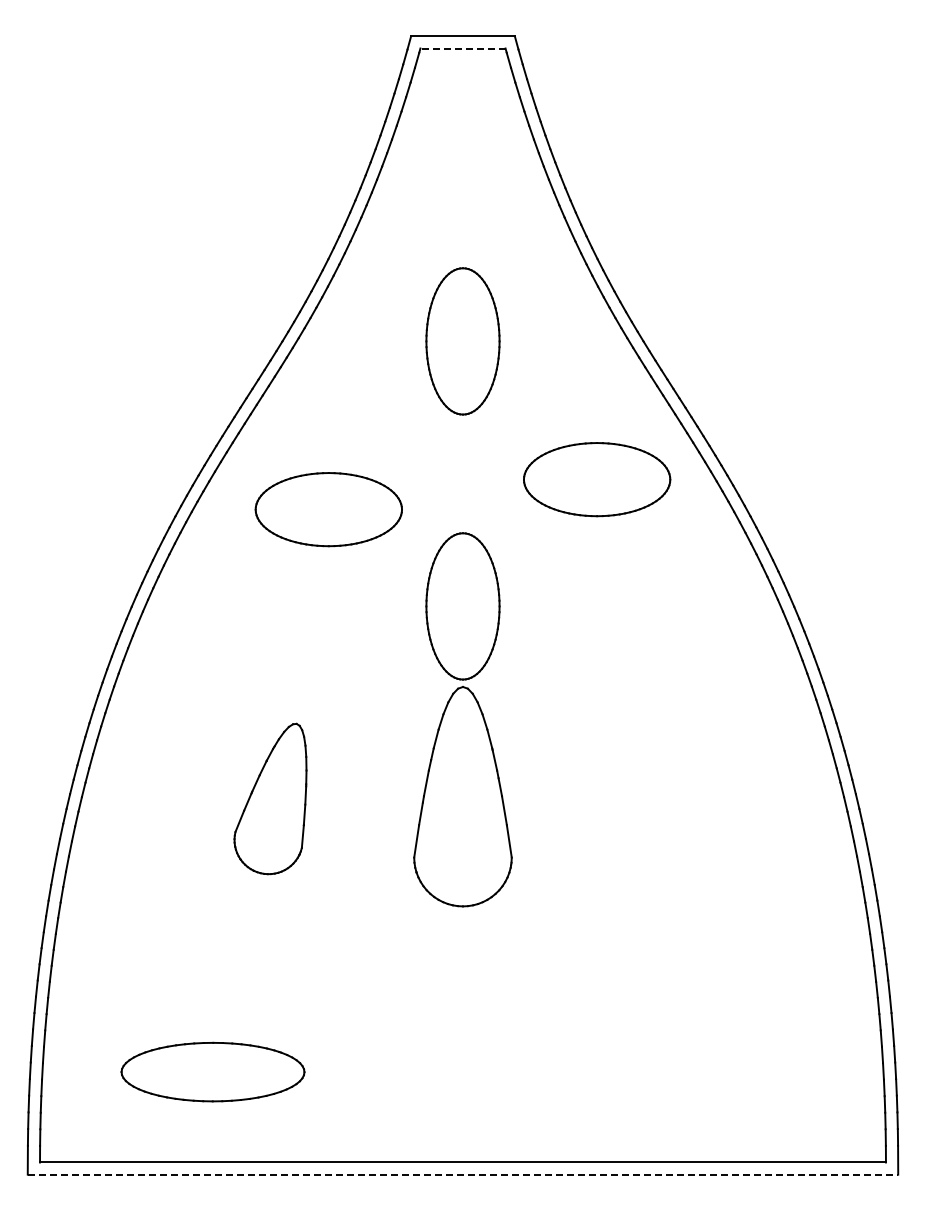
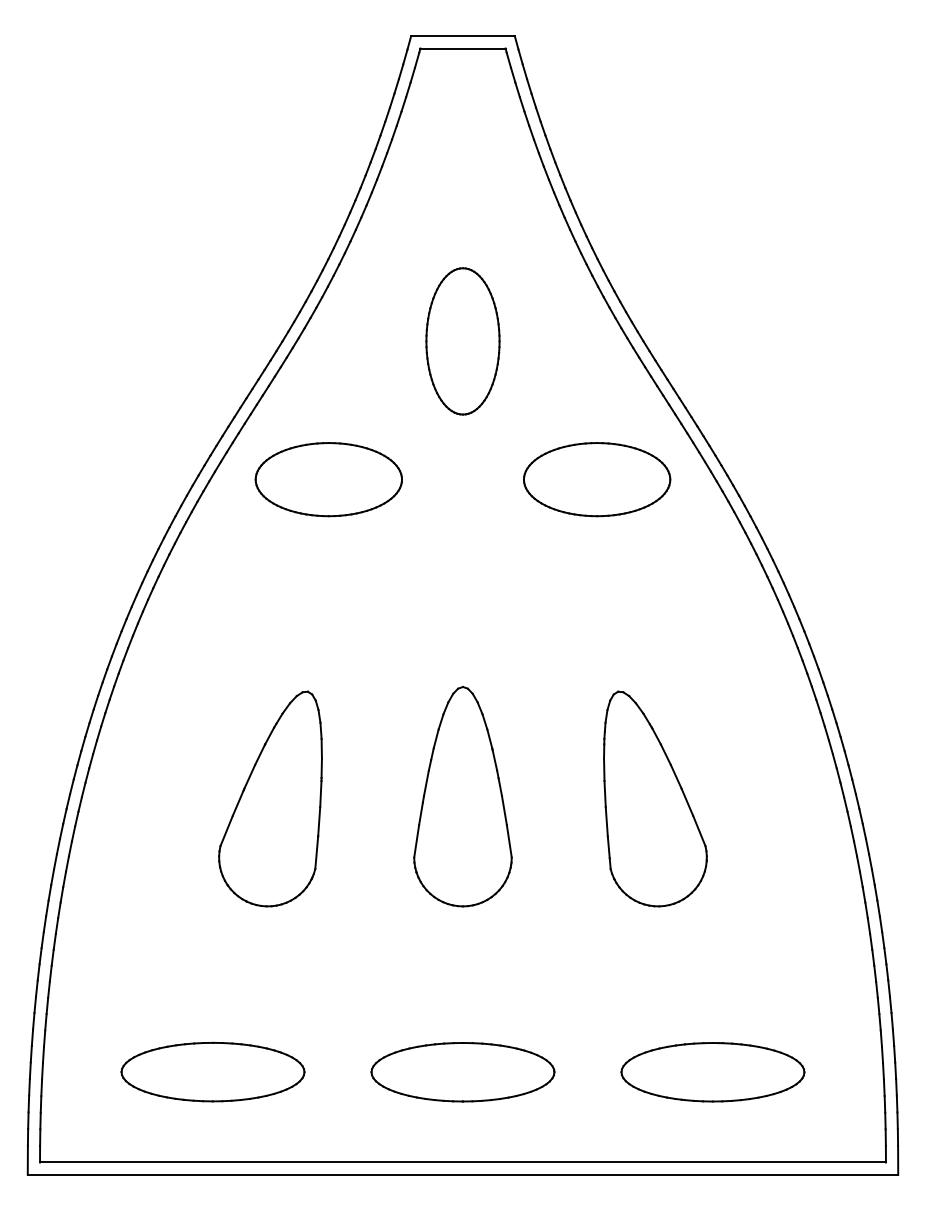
line: dashed -> solid (463, 48)
part position: (328, 509) -> (328, 479) (328, 479)
part: present -> none (462, 606)
part size: 75x154 px -> 105x218 px (270, 798)
part: none -> present (655, 798)
part: none -> present (462, 1072)
part: none -> present (712, 1072)
line: dashed -> solid (463, 1174)
